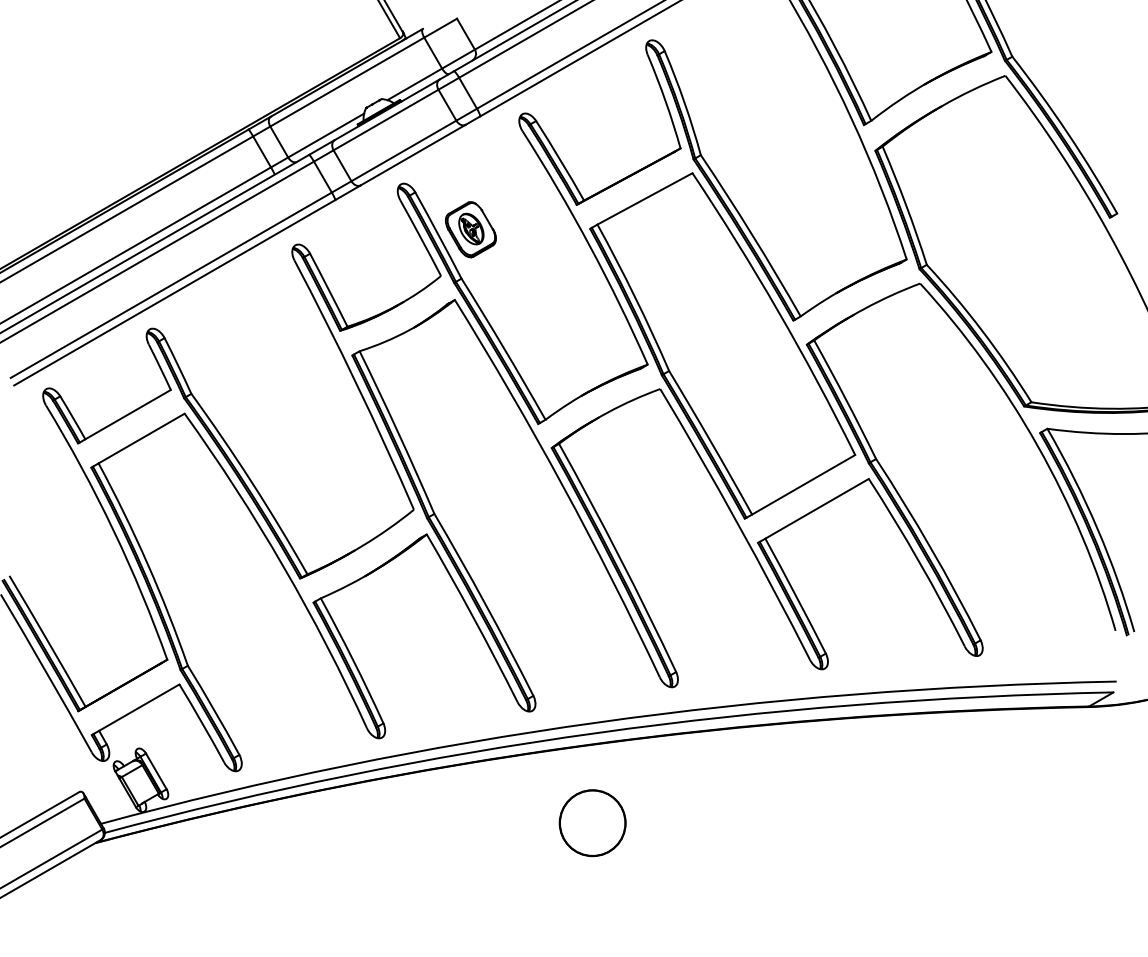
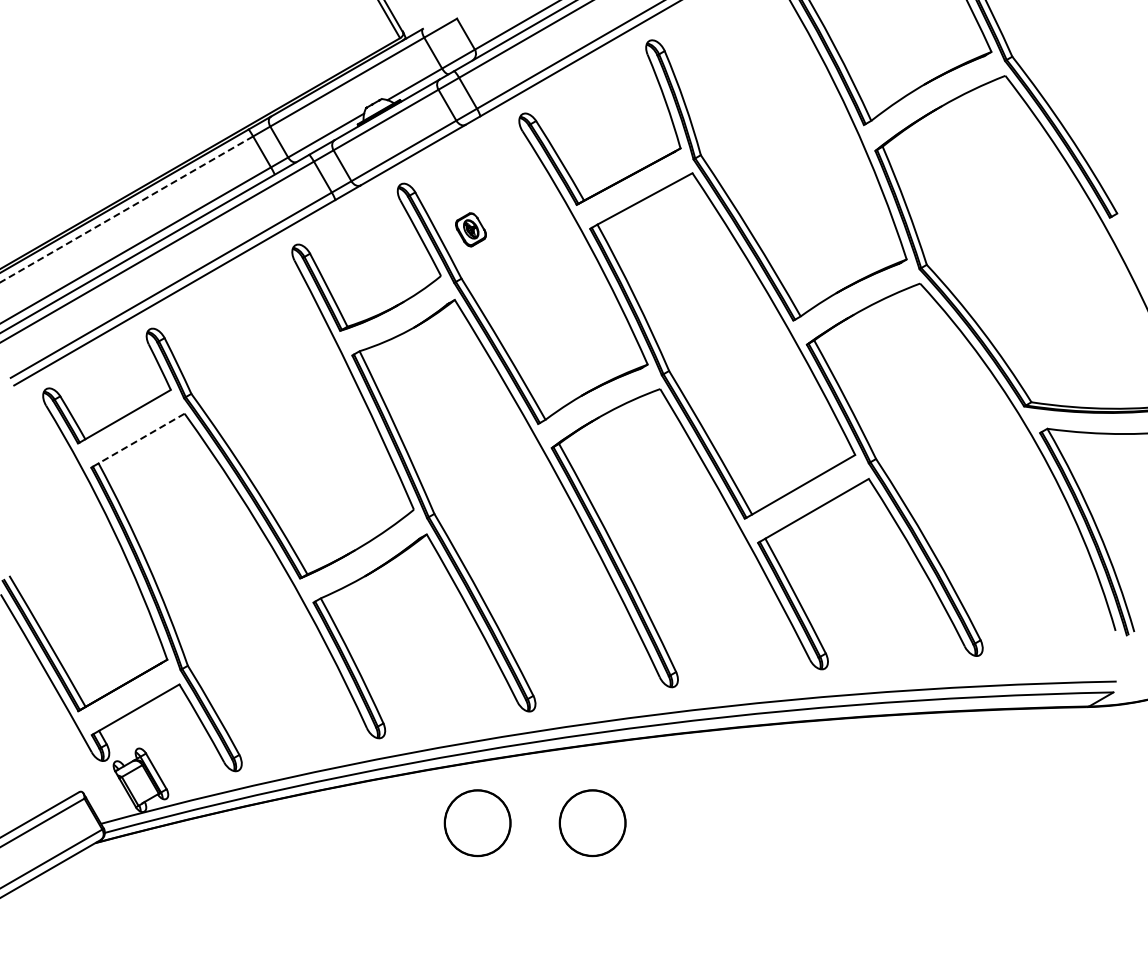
line: solid -> dashed (126, 209)
part size: 52x58 px -> 32x36 px (470, 229)
line: solid -> dashed (141, 438)
part: none -> present (477, 823)
